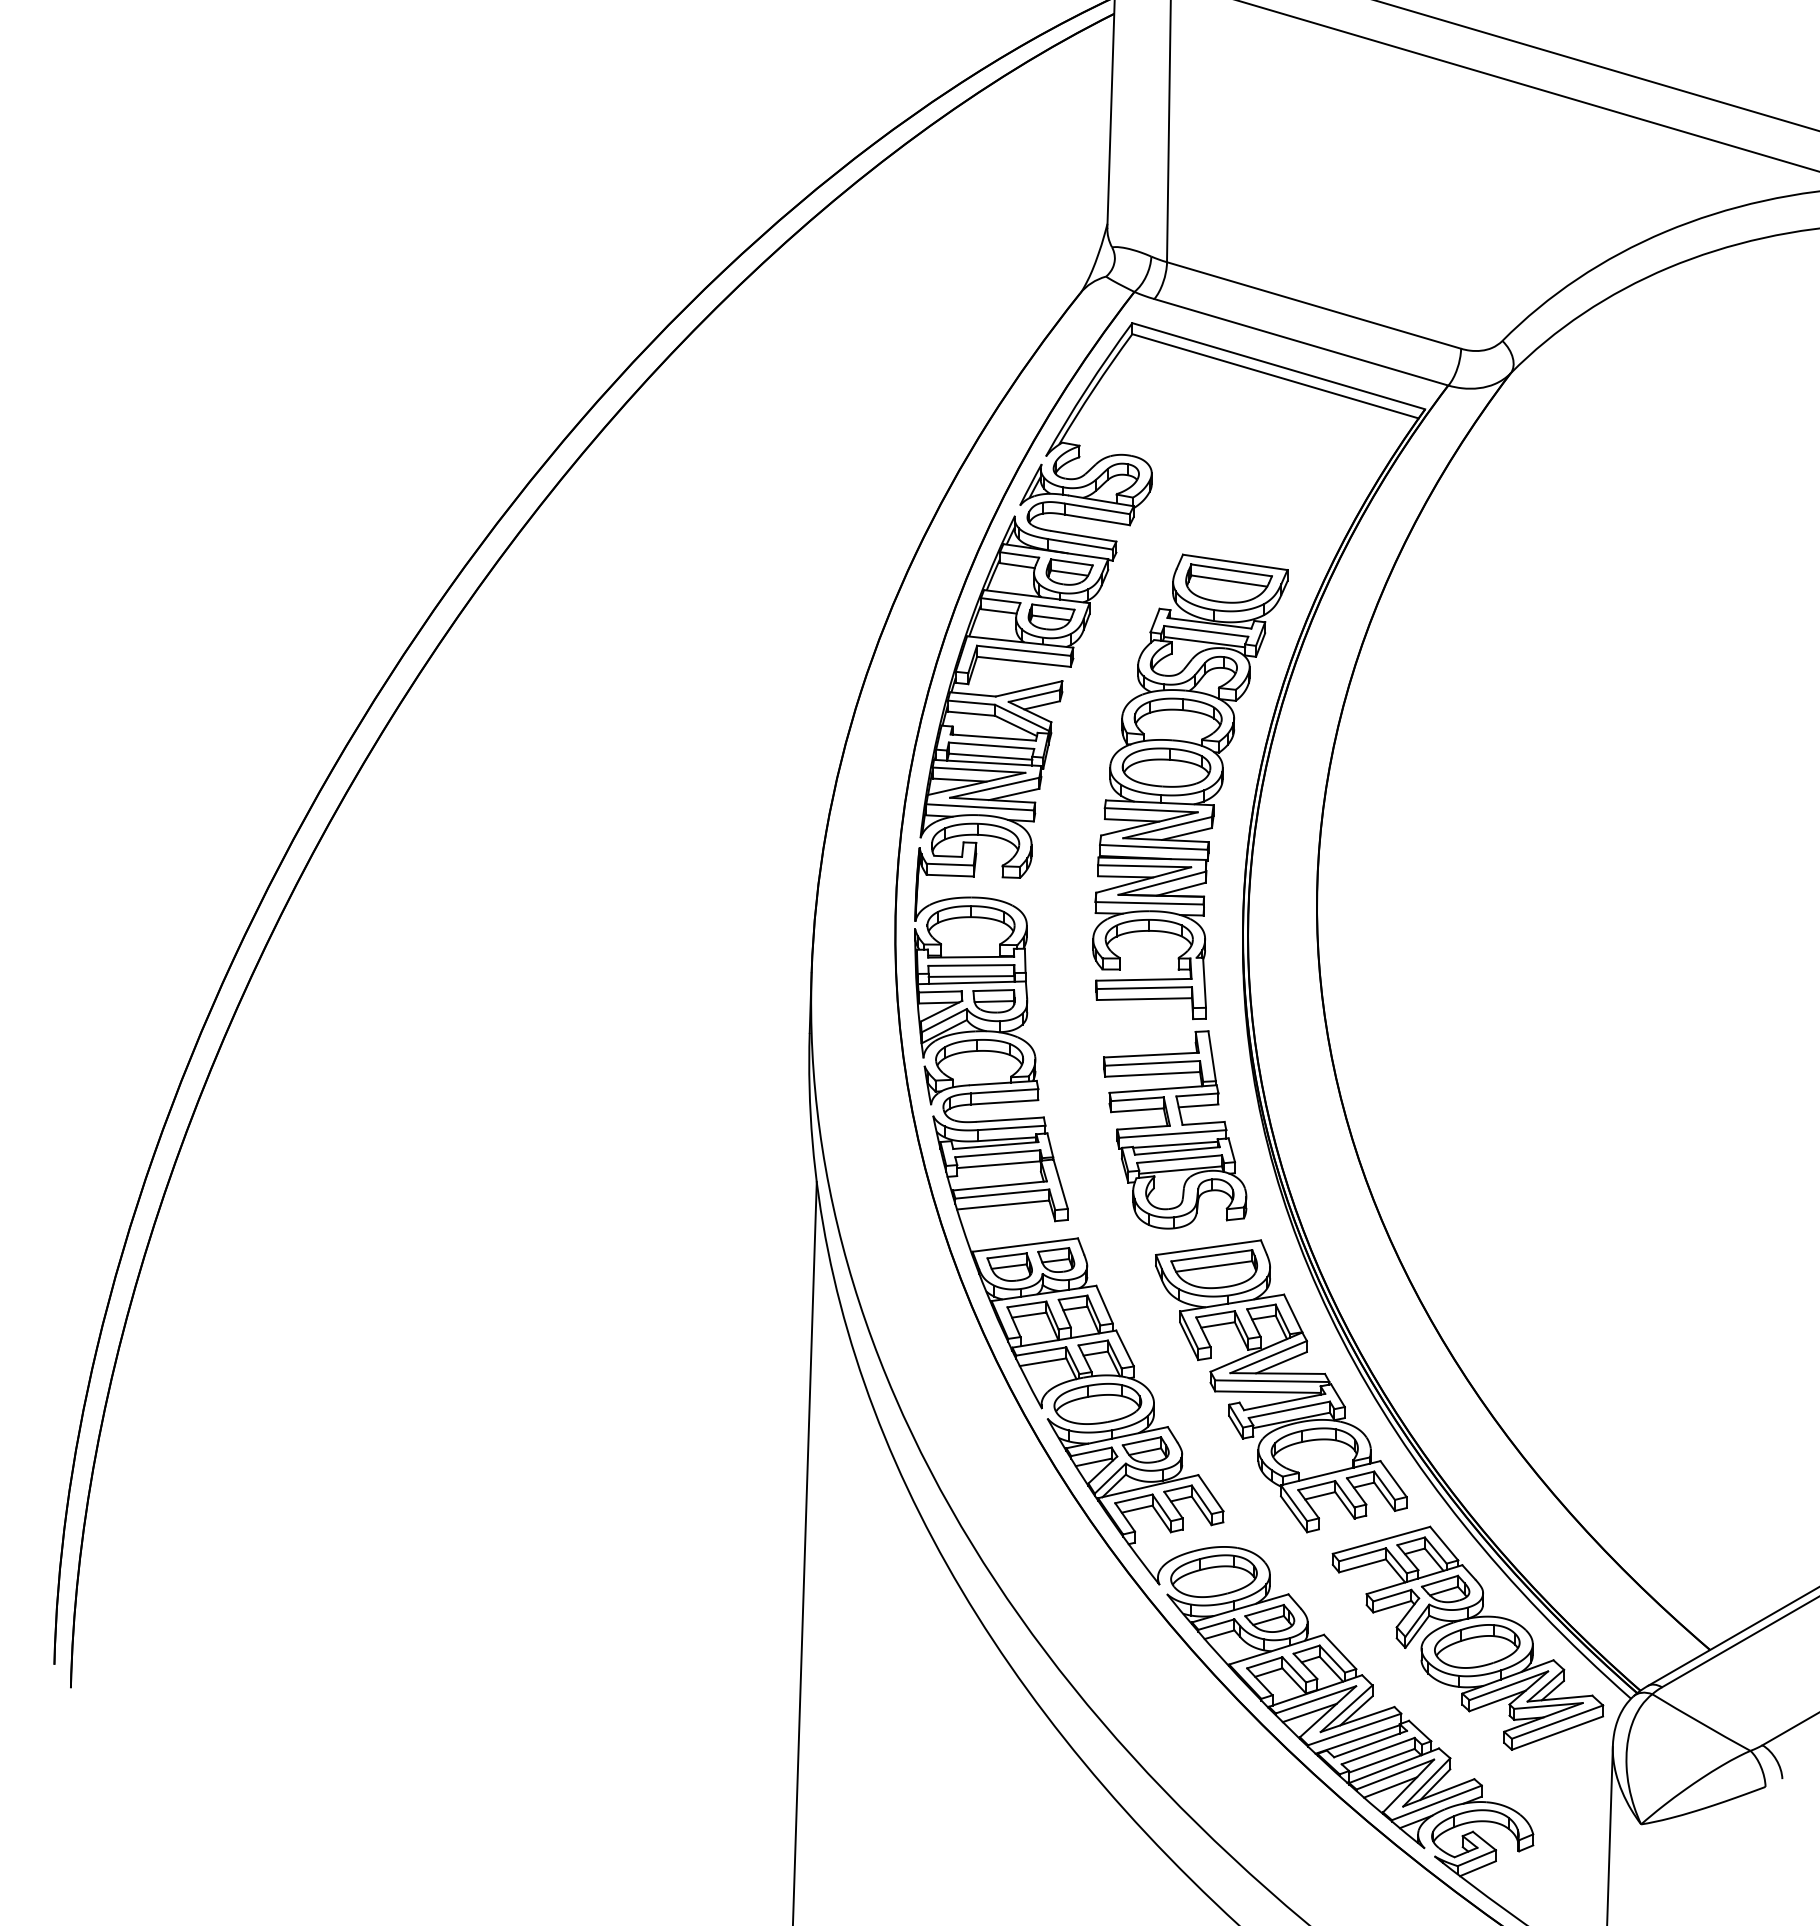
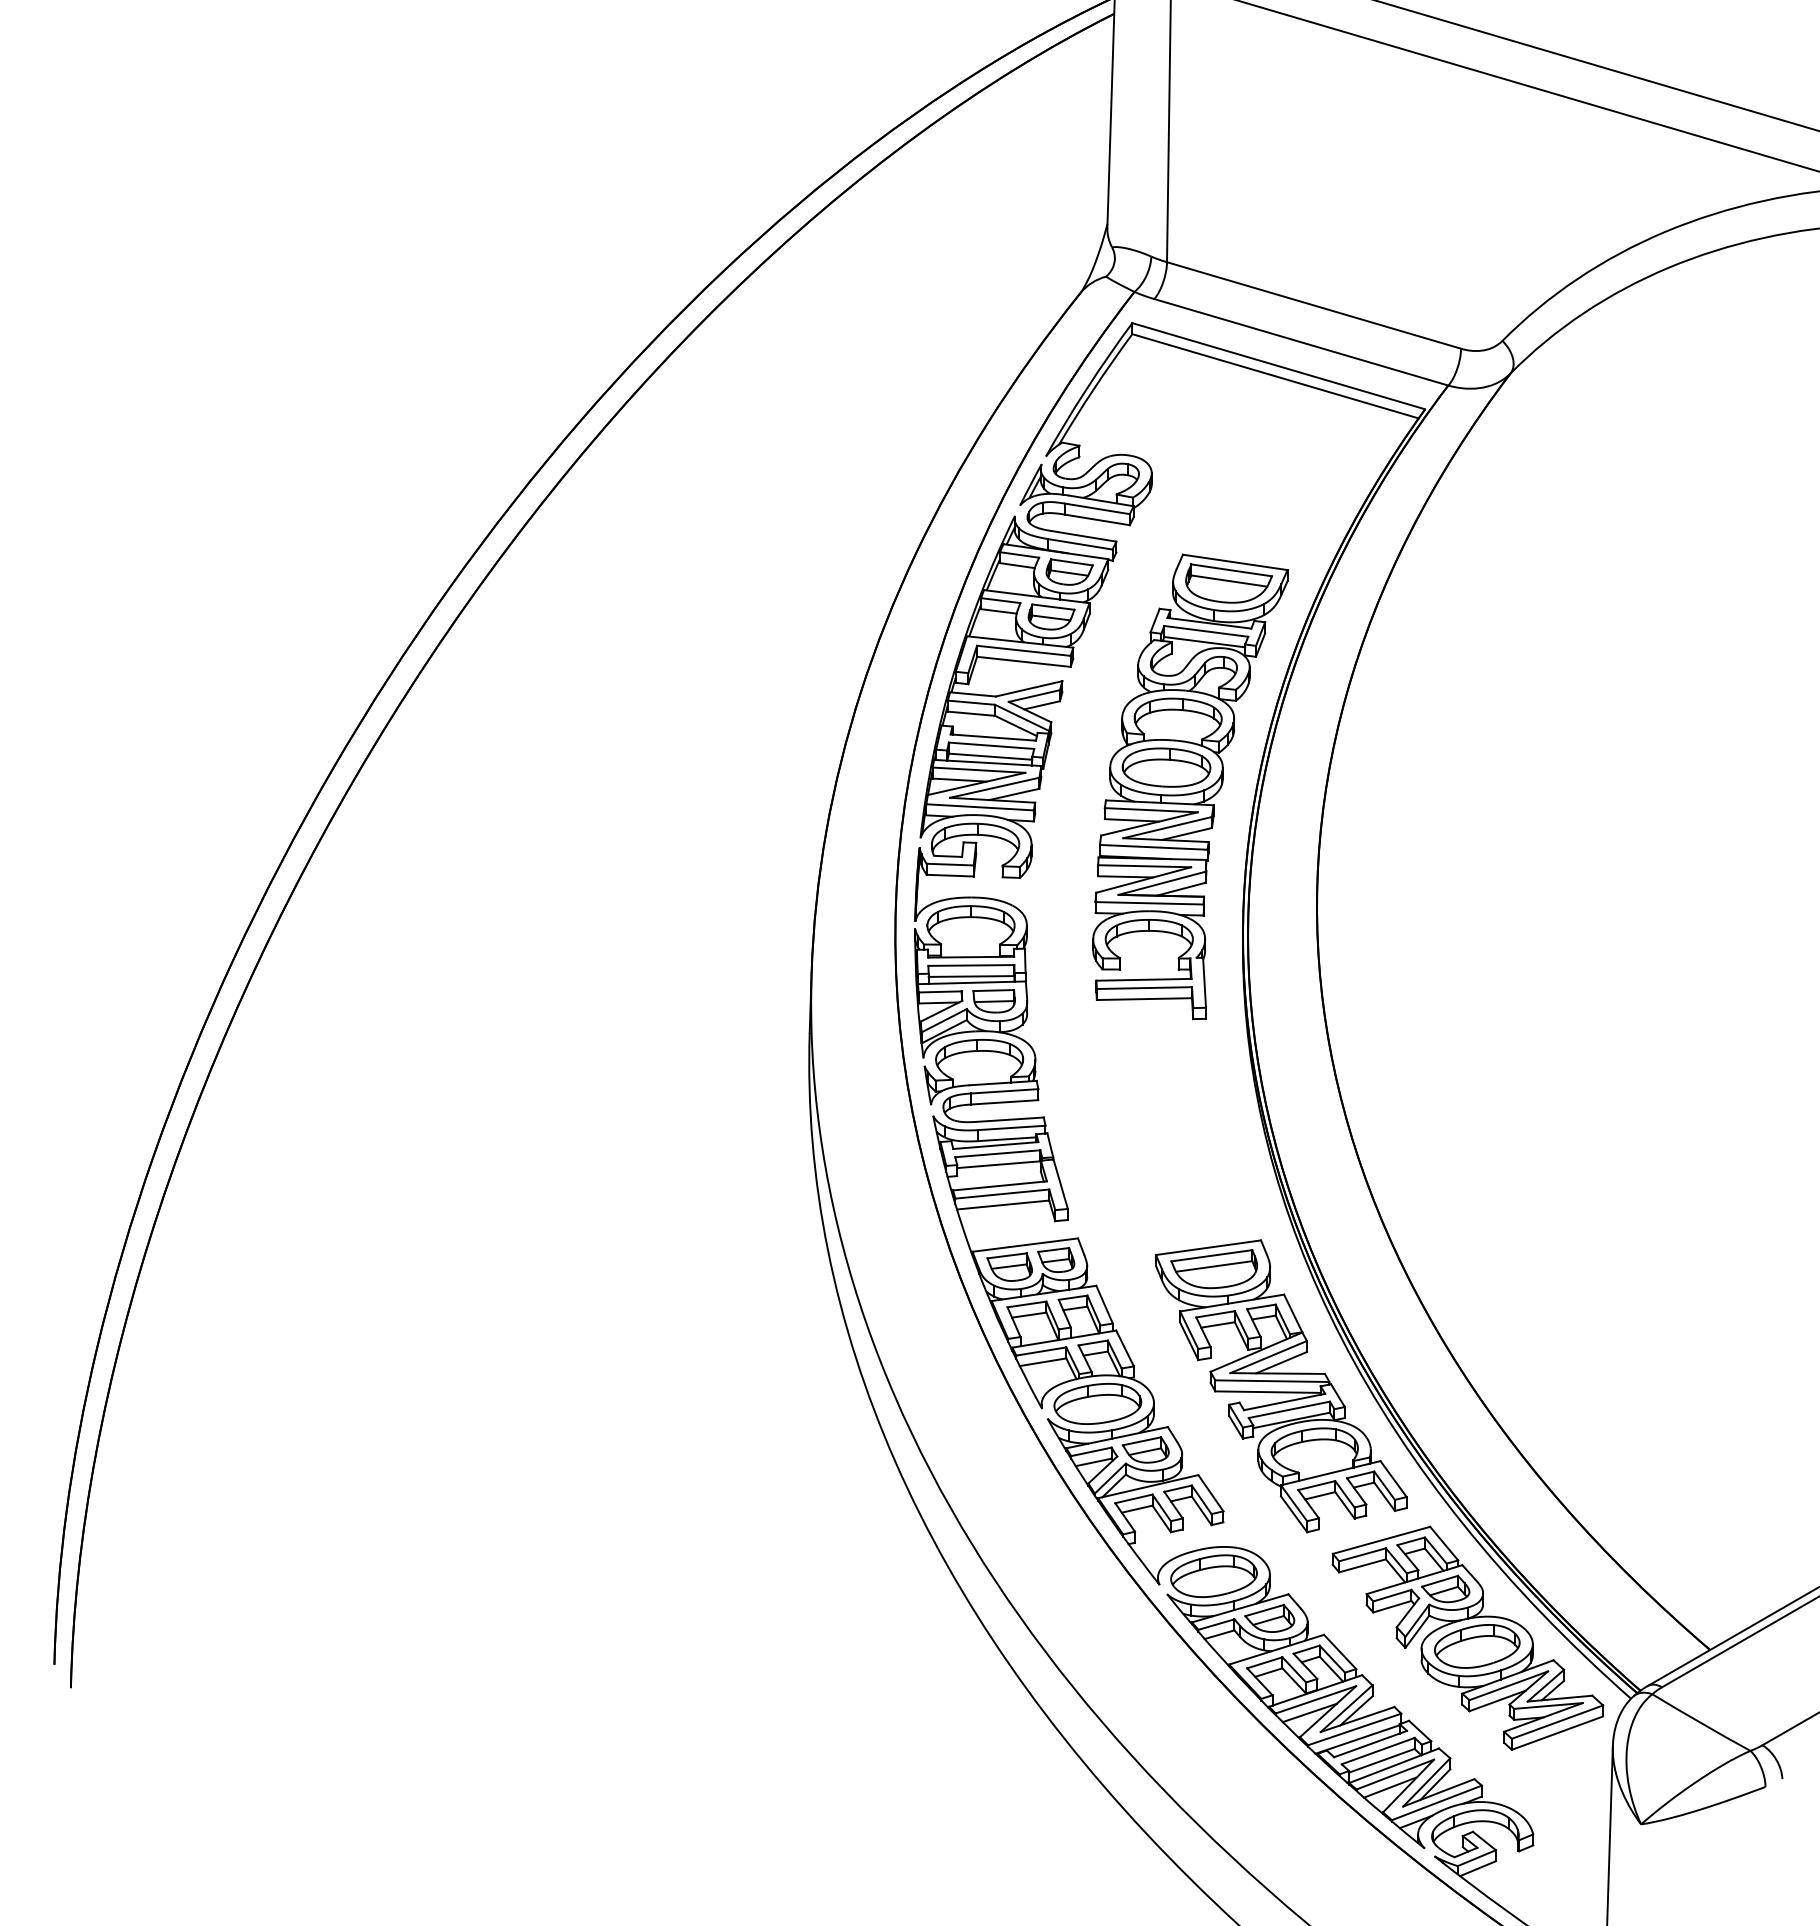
part: present -> none (1175, 1129)
line: present -> none (804, 1551)
